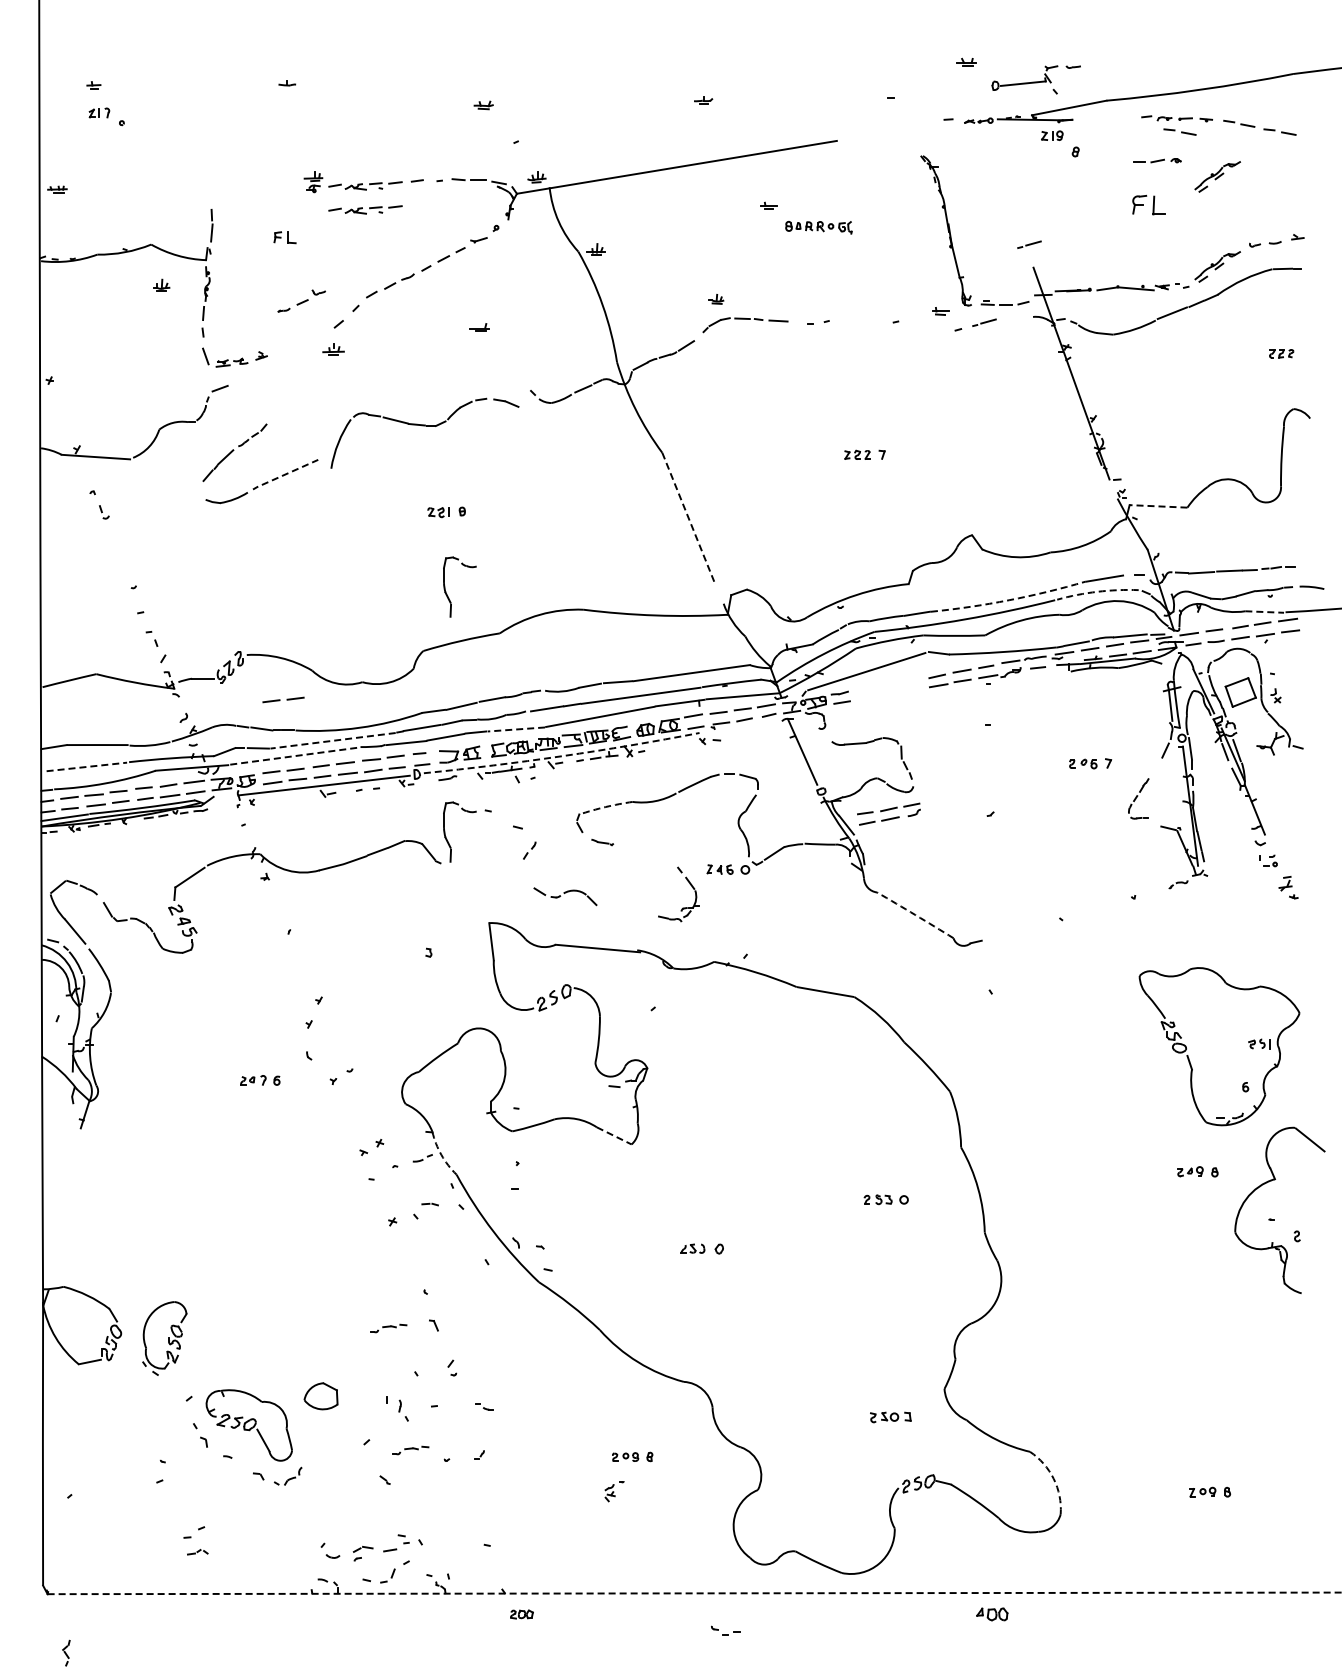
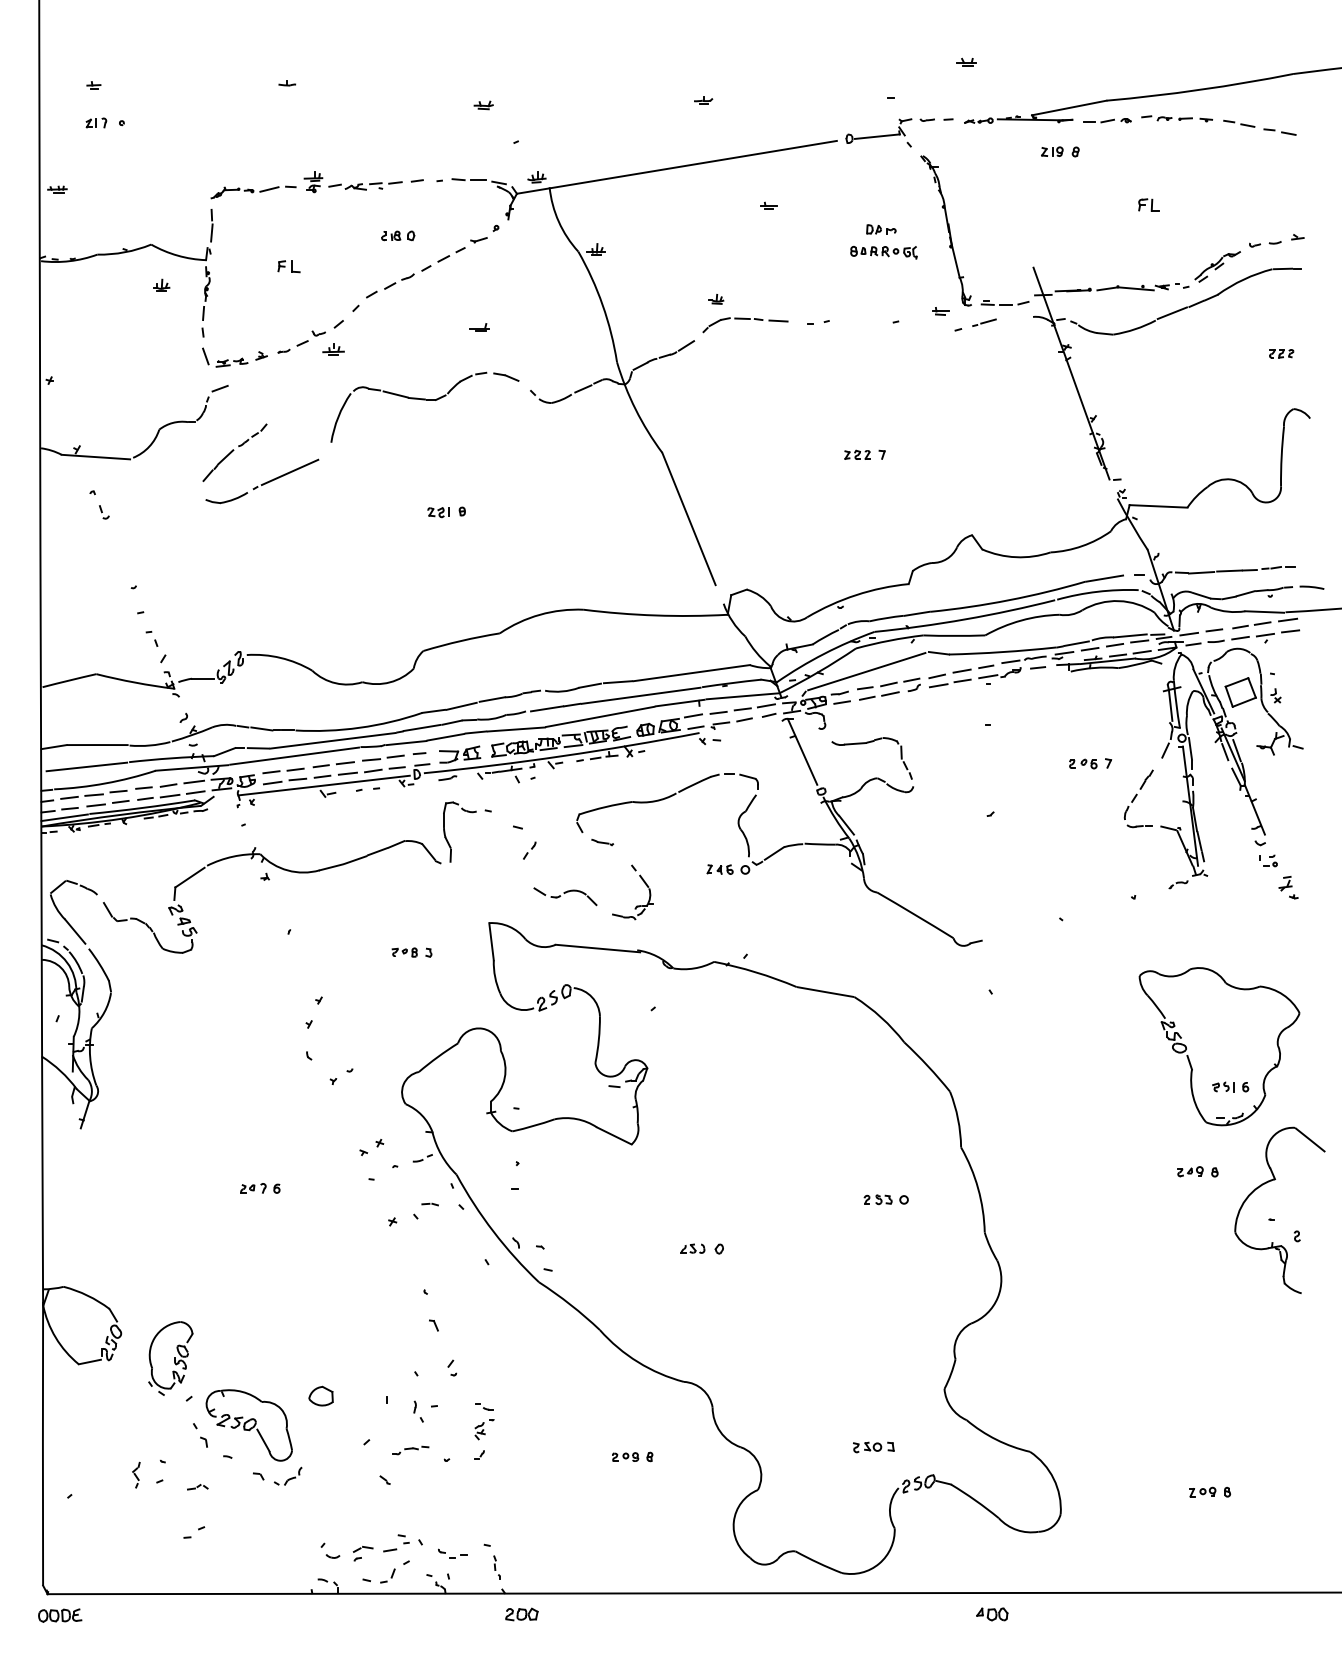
part position: (1035, 79) -> (889, 132) (889, 132)
part position: (99, 112) -> (96, 122) (96, 122)
part: present -> none (1179, 131)
part position: (1052, 135) -> (1052, 151) (1052, 151)
part position: (1157, 160) -> (1107, 120) (1107, 120)
part: present -> none (1217, 176)
part: none -> present (253, 192)
part size: 34x22 px -> 22x14 px (1148, 204)
part: present -> none (365, 209)
part position: (818, 227) -> (883, 252) (883, 252)
part: none -> present (881, 229)
part: none -> present (398, 235)
part position: (284, 237) -> (288, 266) (288, 266)
line: present -> none (1029, 244)
part position: (301, 300) -> (301, 341) (301, 341)
part position: (424, 432) -> (424, 406) (424, 406)
line: dashed -> solid (290, 472)
line: dashed -> solid (1158, 506)
line: dashed -> solid (689, 519)
part: present -> none (446, 591)
arc: dashed -> solid (1097, 591)
arc: dashed -> solid (1009, 600)
line: dashed -> solid (1265, 612)
line: present -> none (280, 699)
line: dashed -> solid (516, 729)
line: dashed -> solid (332, 740)
line: dashed -> solid (294, 756)
arc: dashed -> solid (562, 756)
line: dashed -> solid (87, 766)
part size: 22x42 px -> 31x60 px (1138, 798)
arc: dashed -> solid (605, 807)
part position: (888, 813) -> (888, 688) (888, 688)
part position: (682, 907) -> (636, 905) (636, 905)
arc: dashed -> solid (915, 915)
part: none -> present (404, 952)
part position: (1259, 1043) -> (1223, 1086) (1223, 1086)
part position: (260, 1080) -> (260, 1188) (260, 1188)
line: dashed -> solid (614, 1136)
arc: dashed -> solid (441, 1155)
part: present -> none (388, 1328)
part position: (164, 1338) -> (170, 1358) (170, 1358)
part size: 36x29 px -> 26x22 px (320, 1395)
part position: (403, 1410) -> (418, 1411) (418, 1411)
part position: (890, 1417) -> (873, 1447) (873, 1447)
arc: dashed -> solid (1053, 1478)
part position: (614, 1491) -> (484, 1429) (484, 1429)
part position: (197, 1552) -> (197, 1487) (197, 1487)
part: none -> present (496, 1567)
line: dashed -> solid (694, 1593)
part size: 24x11 px -> 34x15 px (521, 1614)
part: none -> present (60, 1615)
part position: (725, 1630) -> (452, 1553) (452, 1553)
part position: (66, 1652) -> (136, 1474) (136, 1474)
